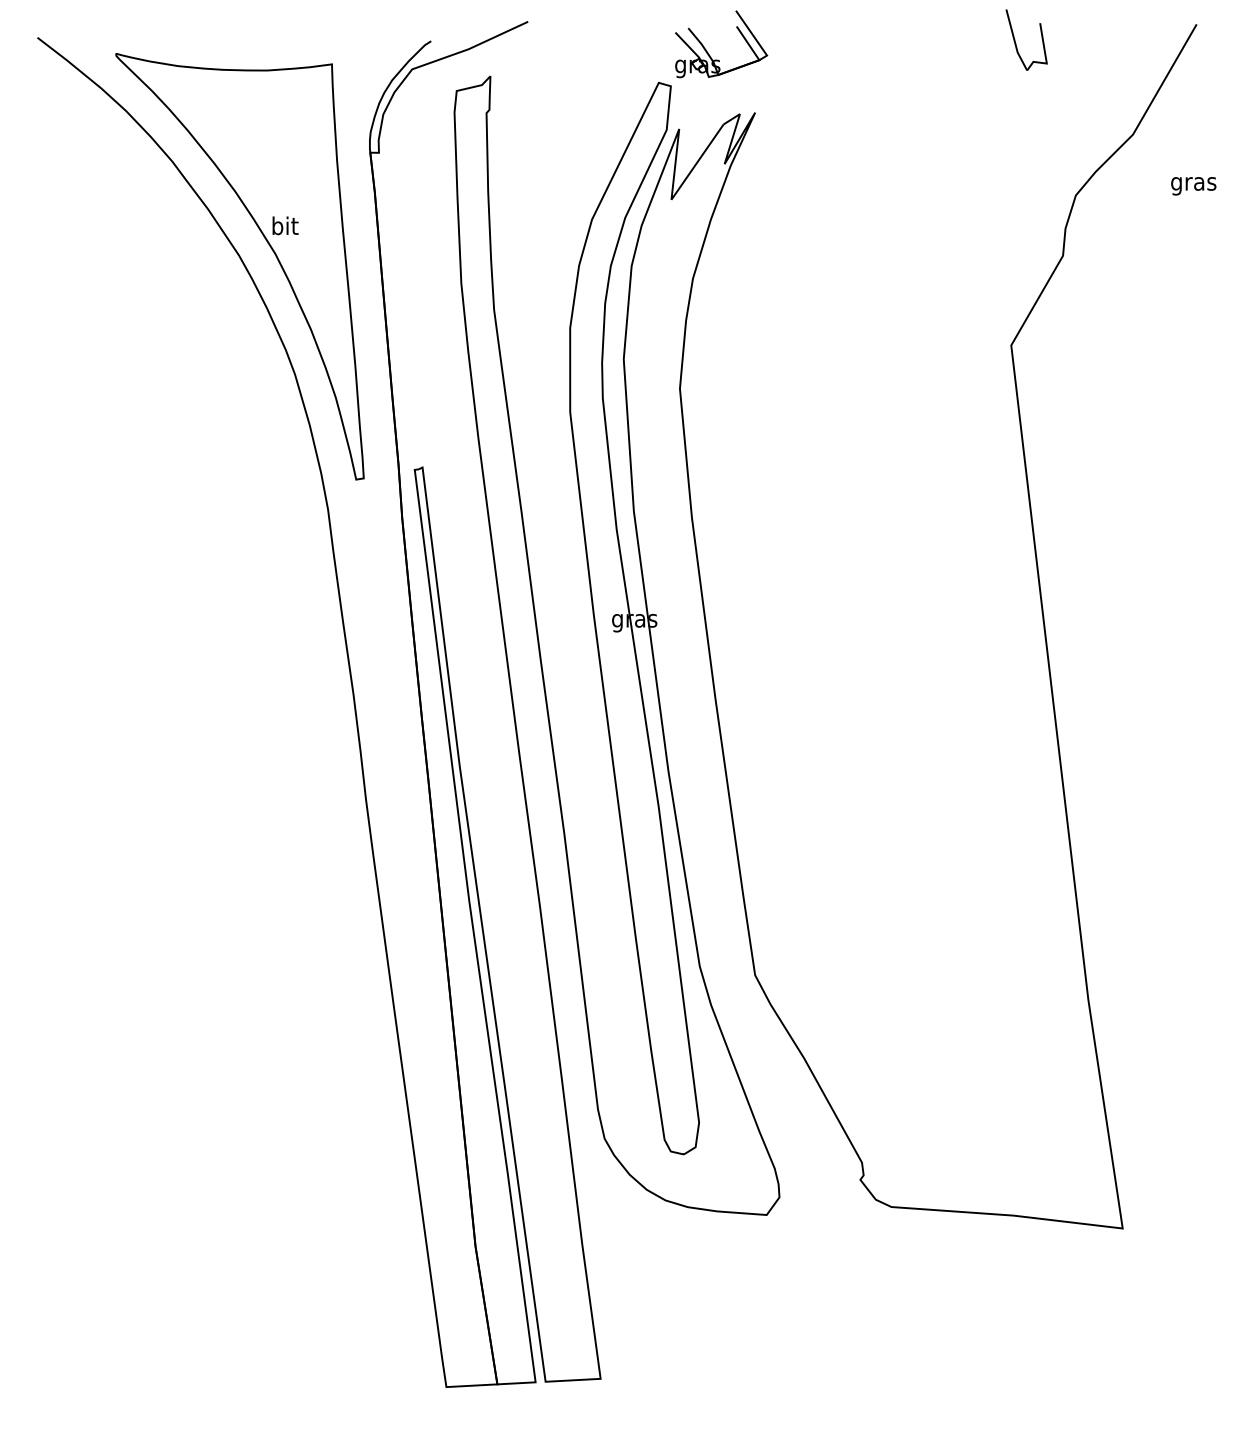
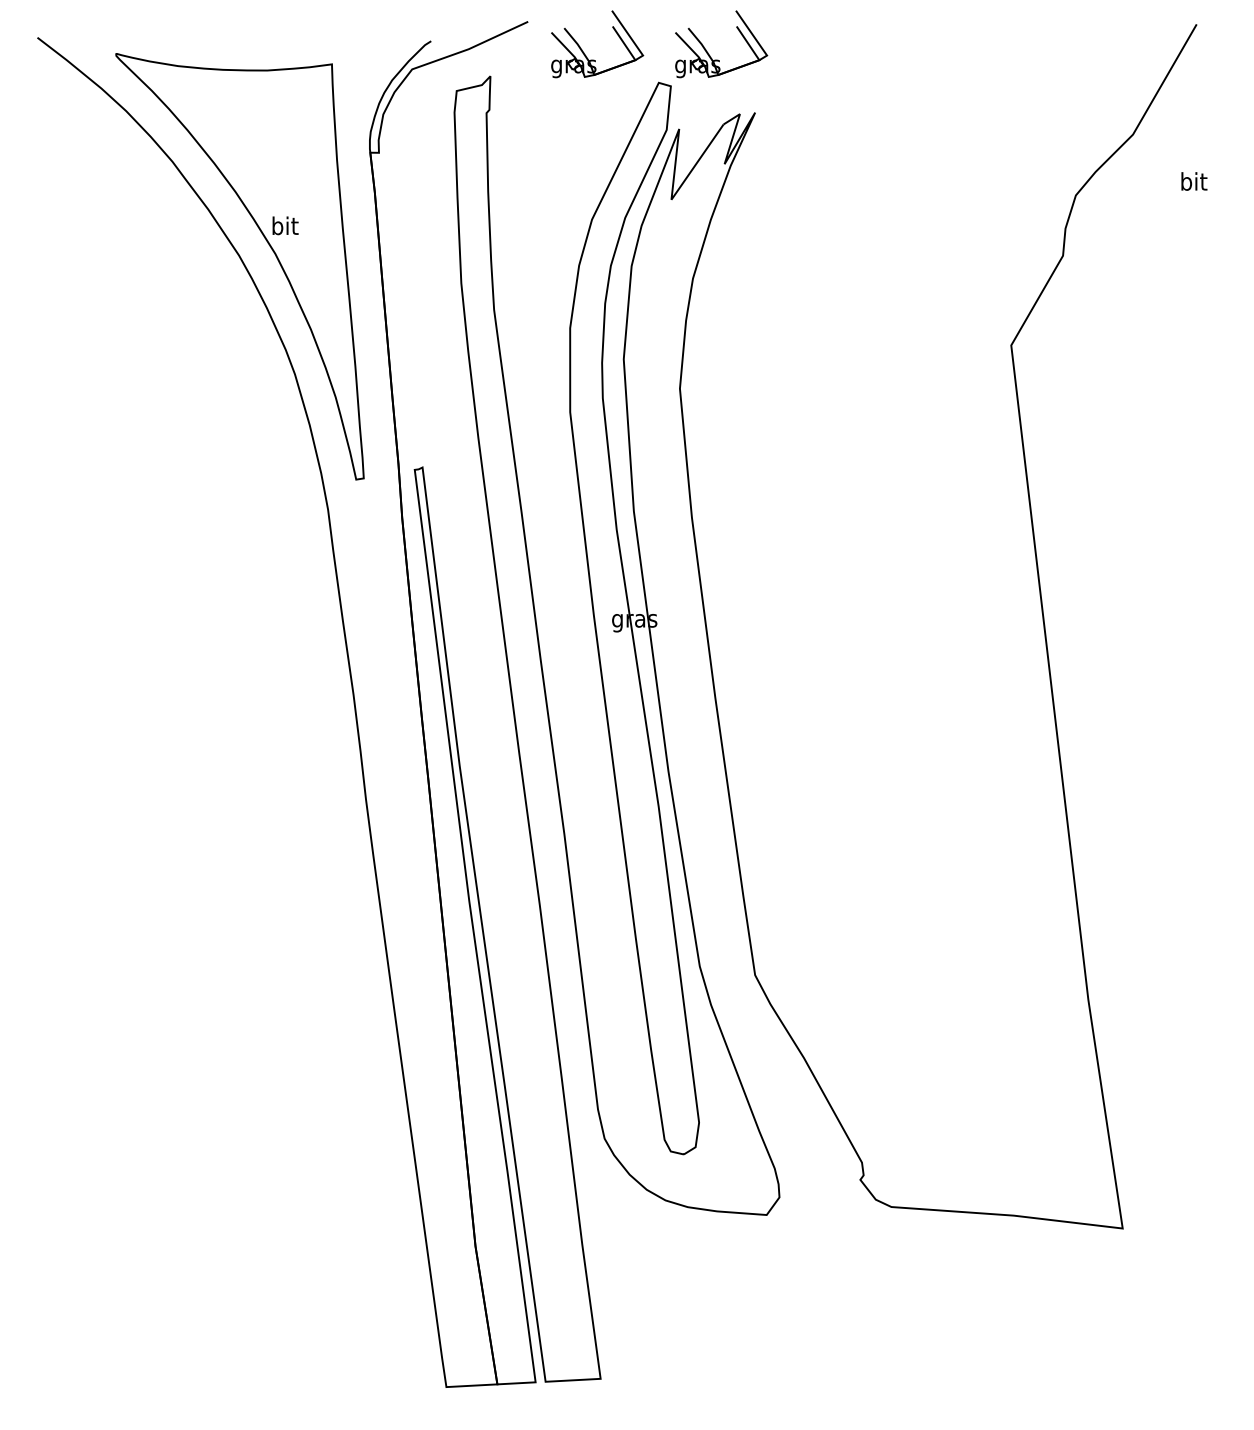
part: present -> none (1016, 43)
part: none -> present (584, 52)
text: gras -> bit (1193, 183)
